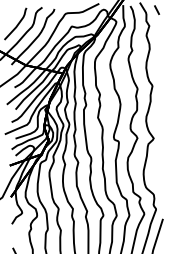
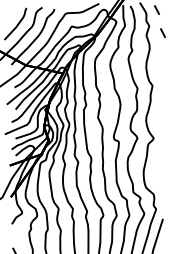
line: none -> present (162, 32)
